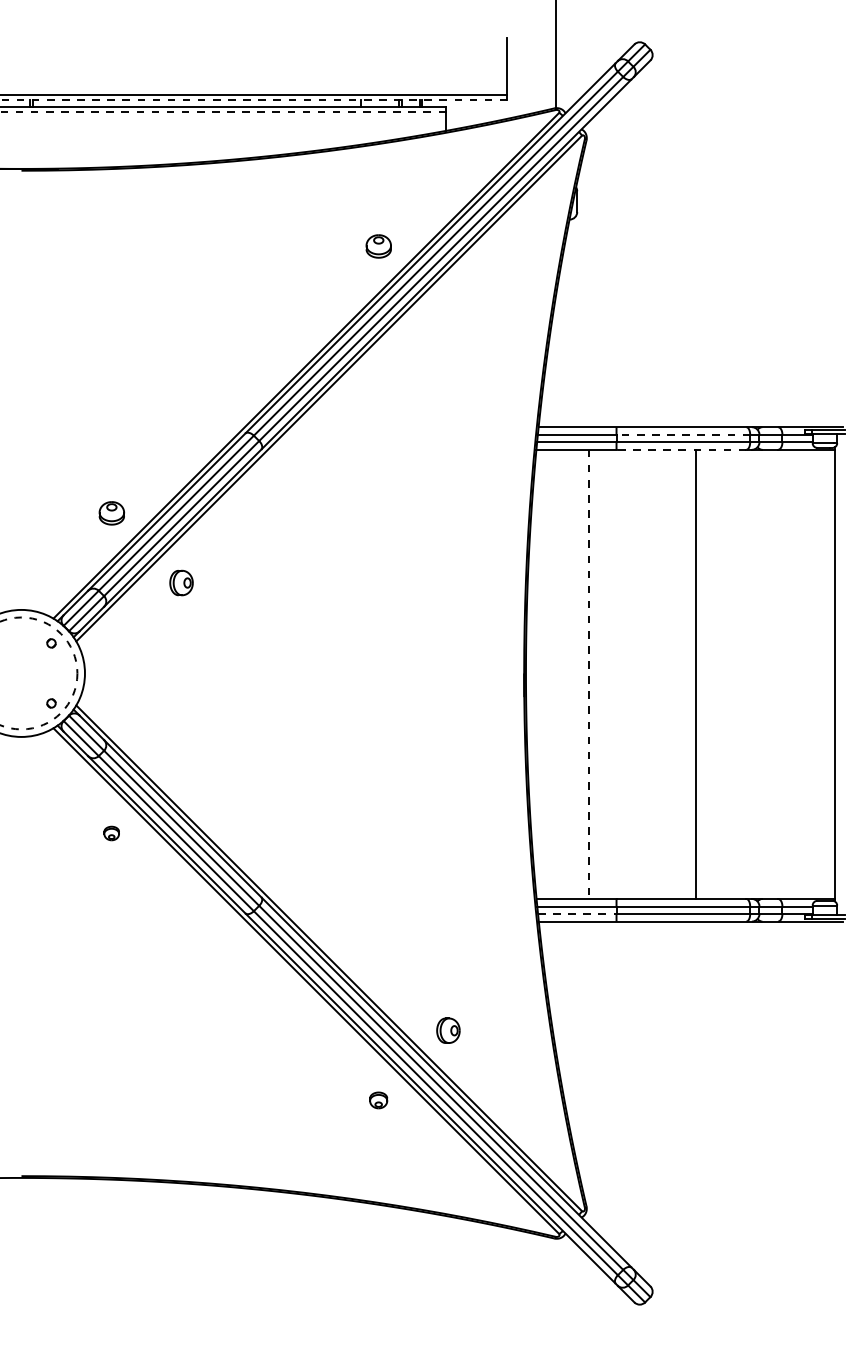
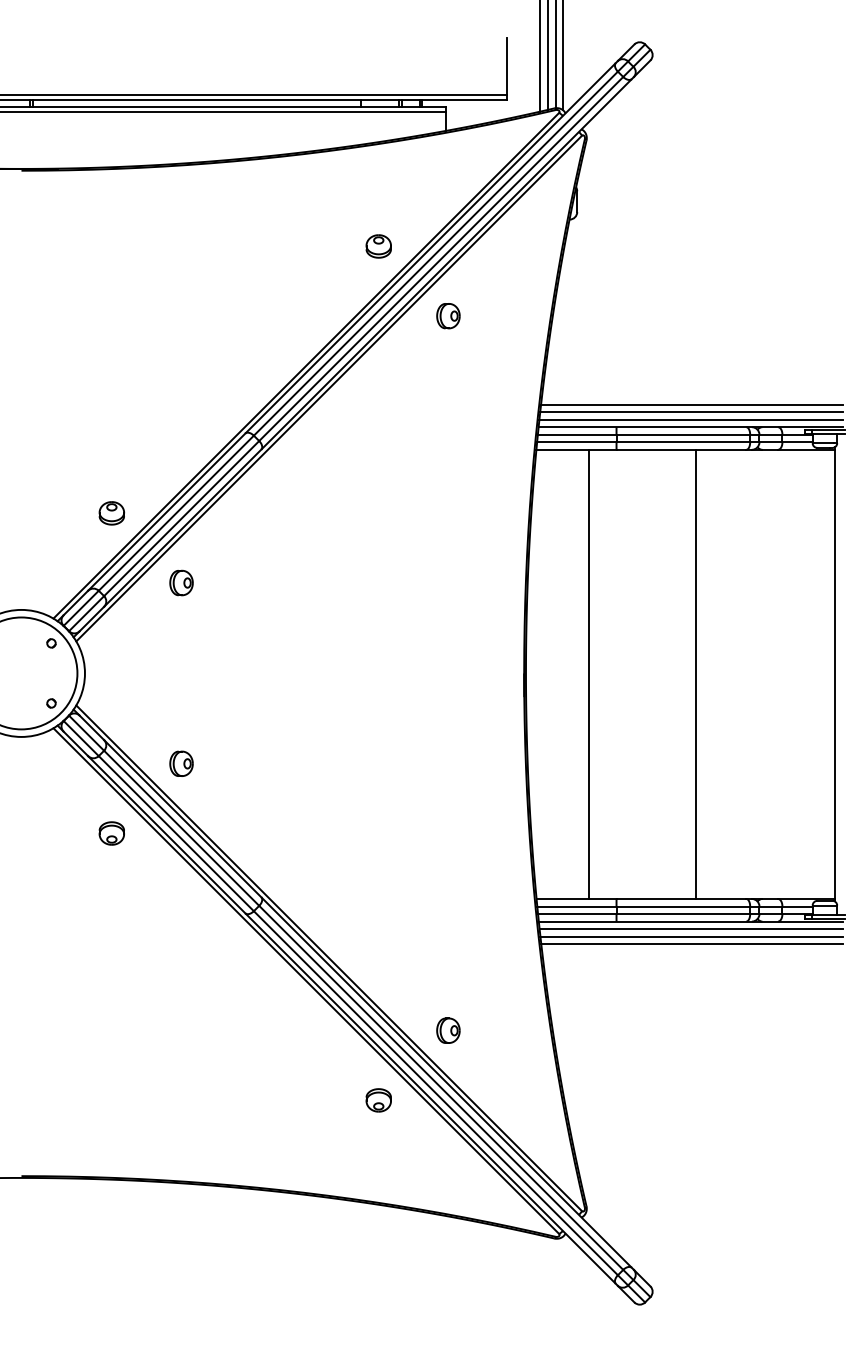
line: none -> present (547, 55)
line: none -> present (540, 56)
line: none -> present (563, 56)
line: dashed -> solid (253, 99)
line: dashed -> solid (223, 112)
part: none -> present (448, 316)
line: none -> present (691, 404)
line: none -> present (691, 412)
line: none -> present (690, 419)
line: dashed -> solid (683, 434)
line: dashed -> solid (681, 449)
circle: dashed -> solid (38, 673)
line: dashed -> solid (589, 674)
part: none -> present (181, 763)
part size: 17x17 px -> 27x25 px (111, 833)
line: dashed -> solid (577, 914)
line: none -> present (690, 929)
line: none -> present (691, 936)
line: none -> present (691, 944)
part size: 20x19 px -> 27x25 px (378, 1100)
